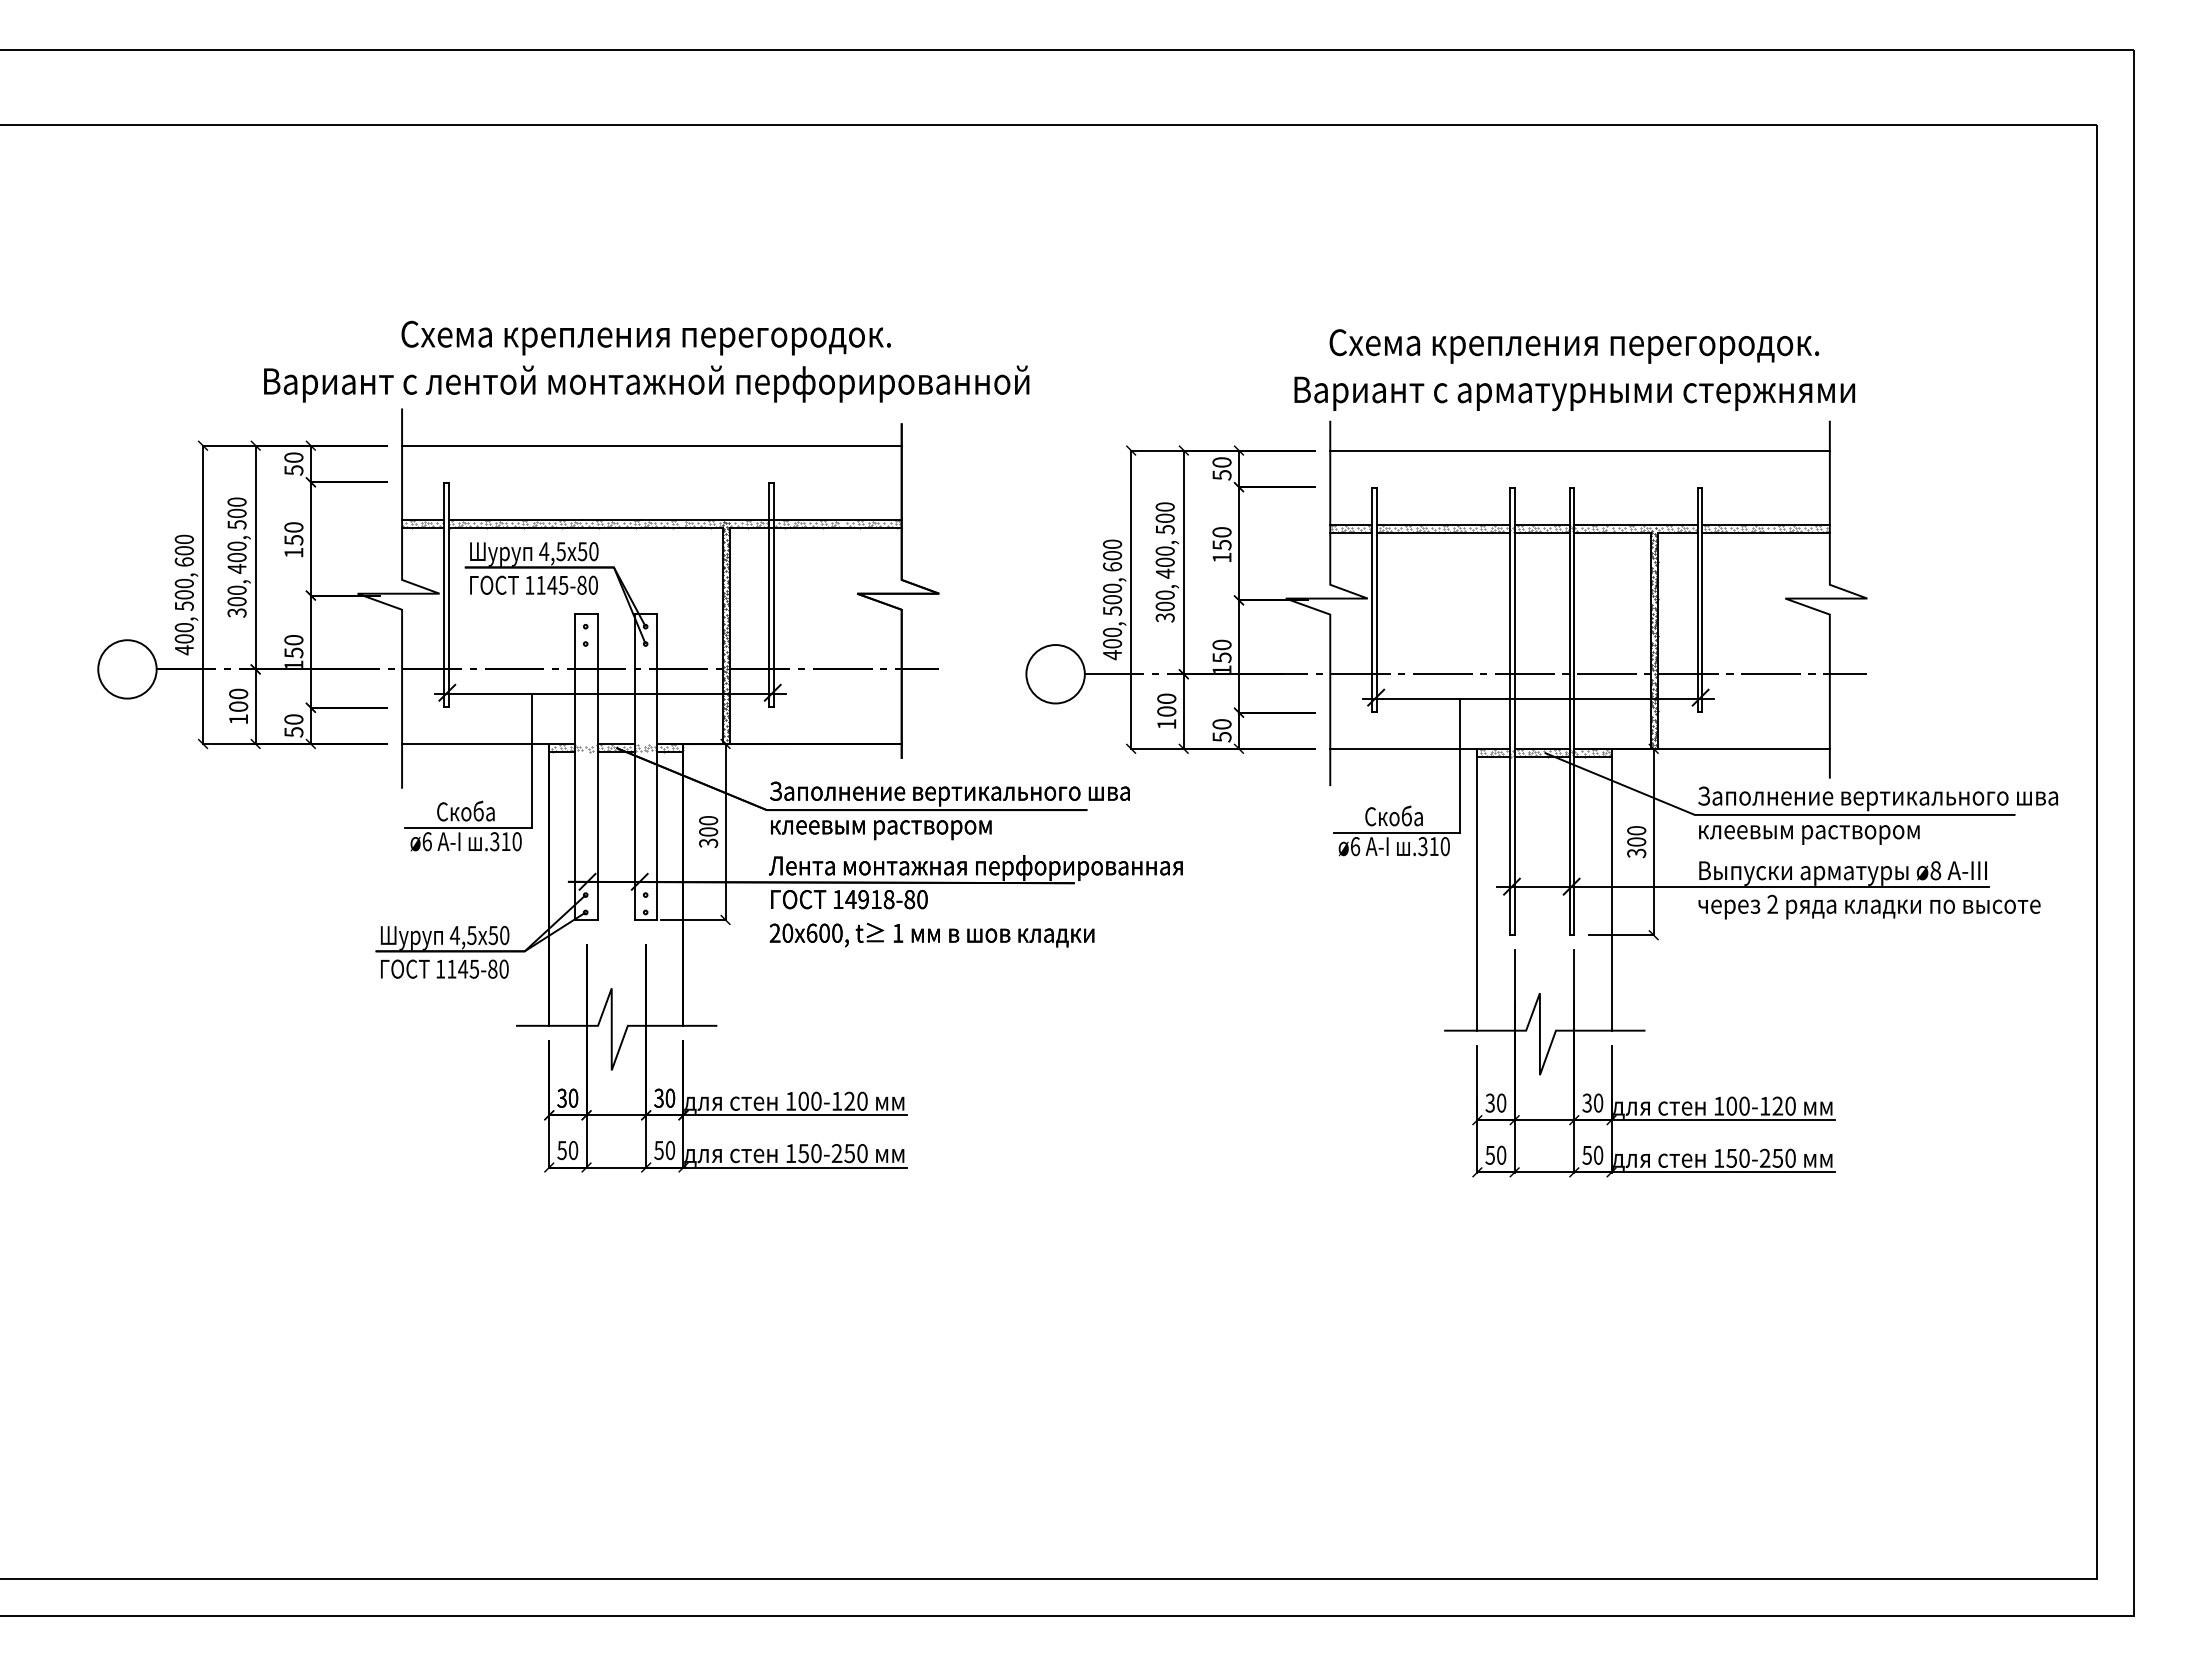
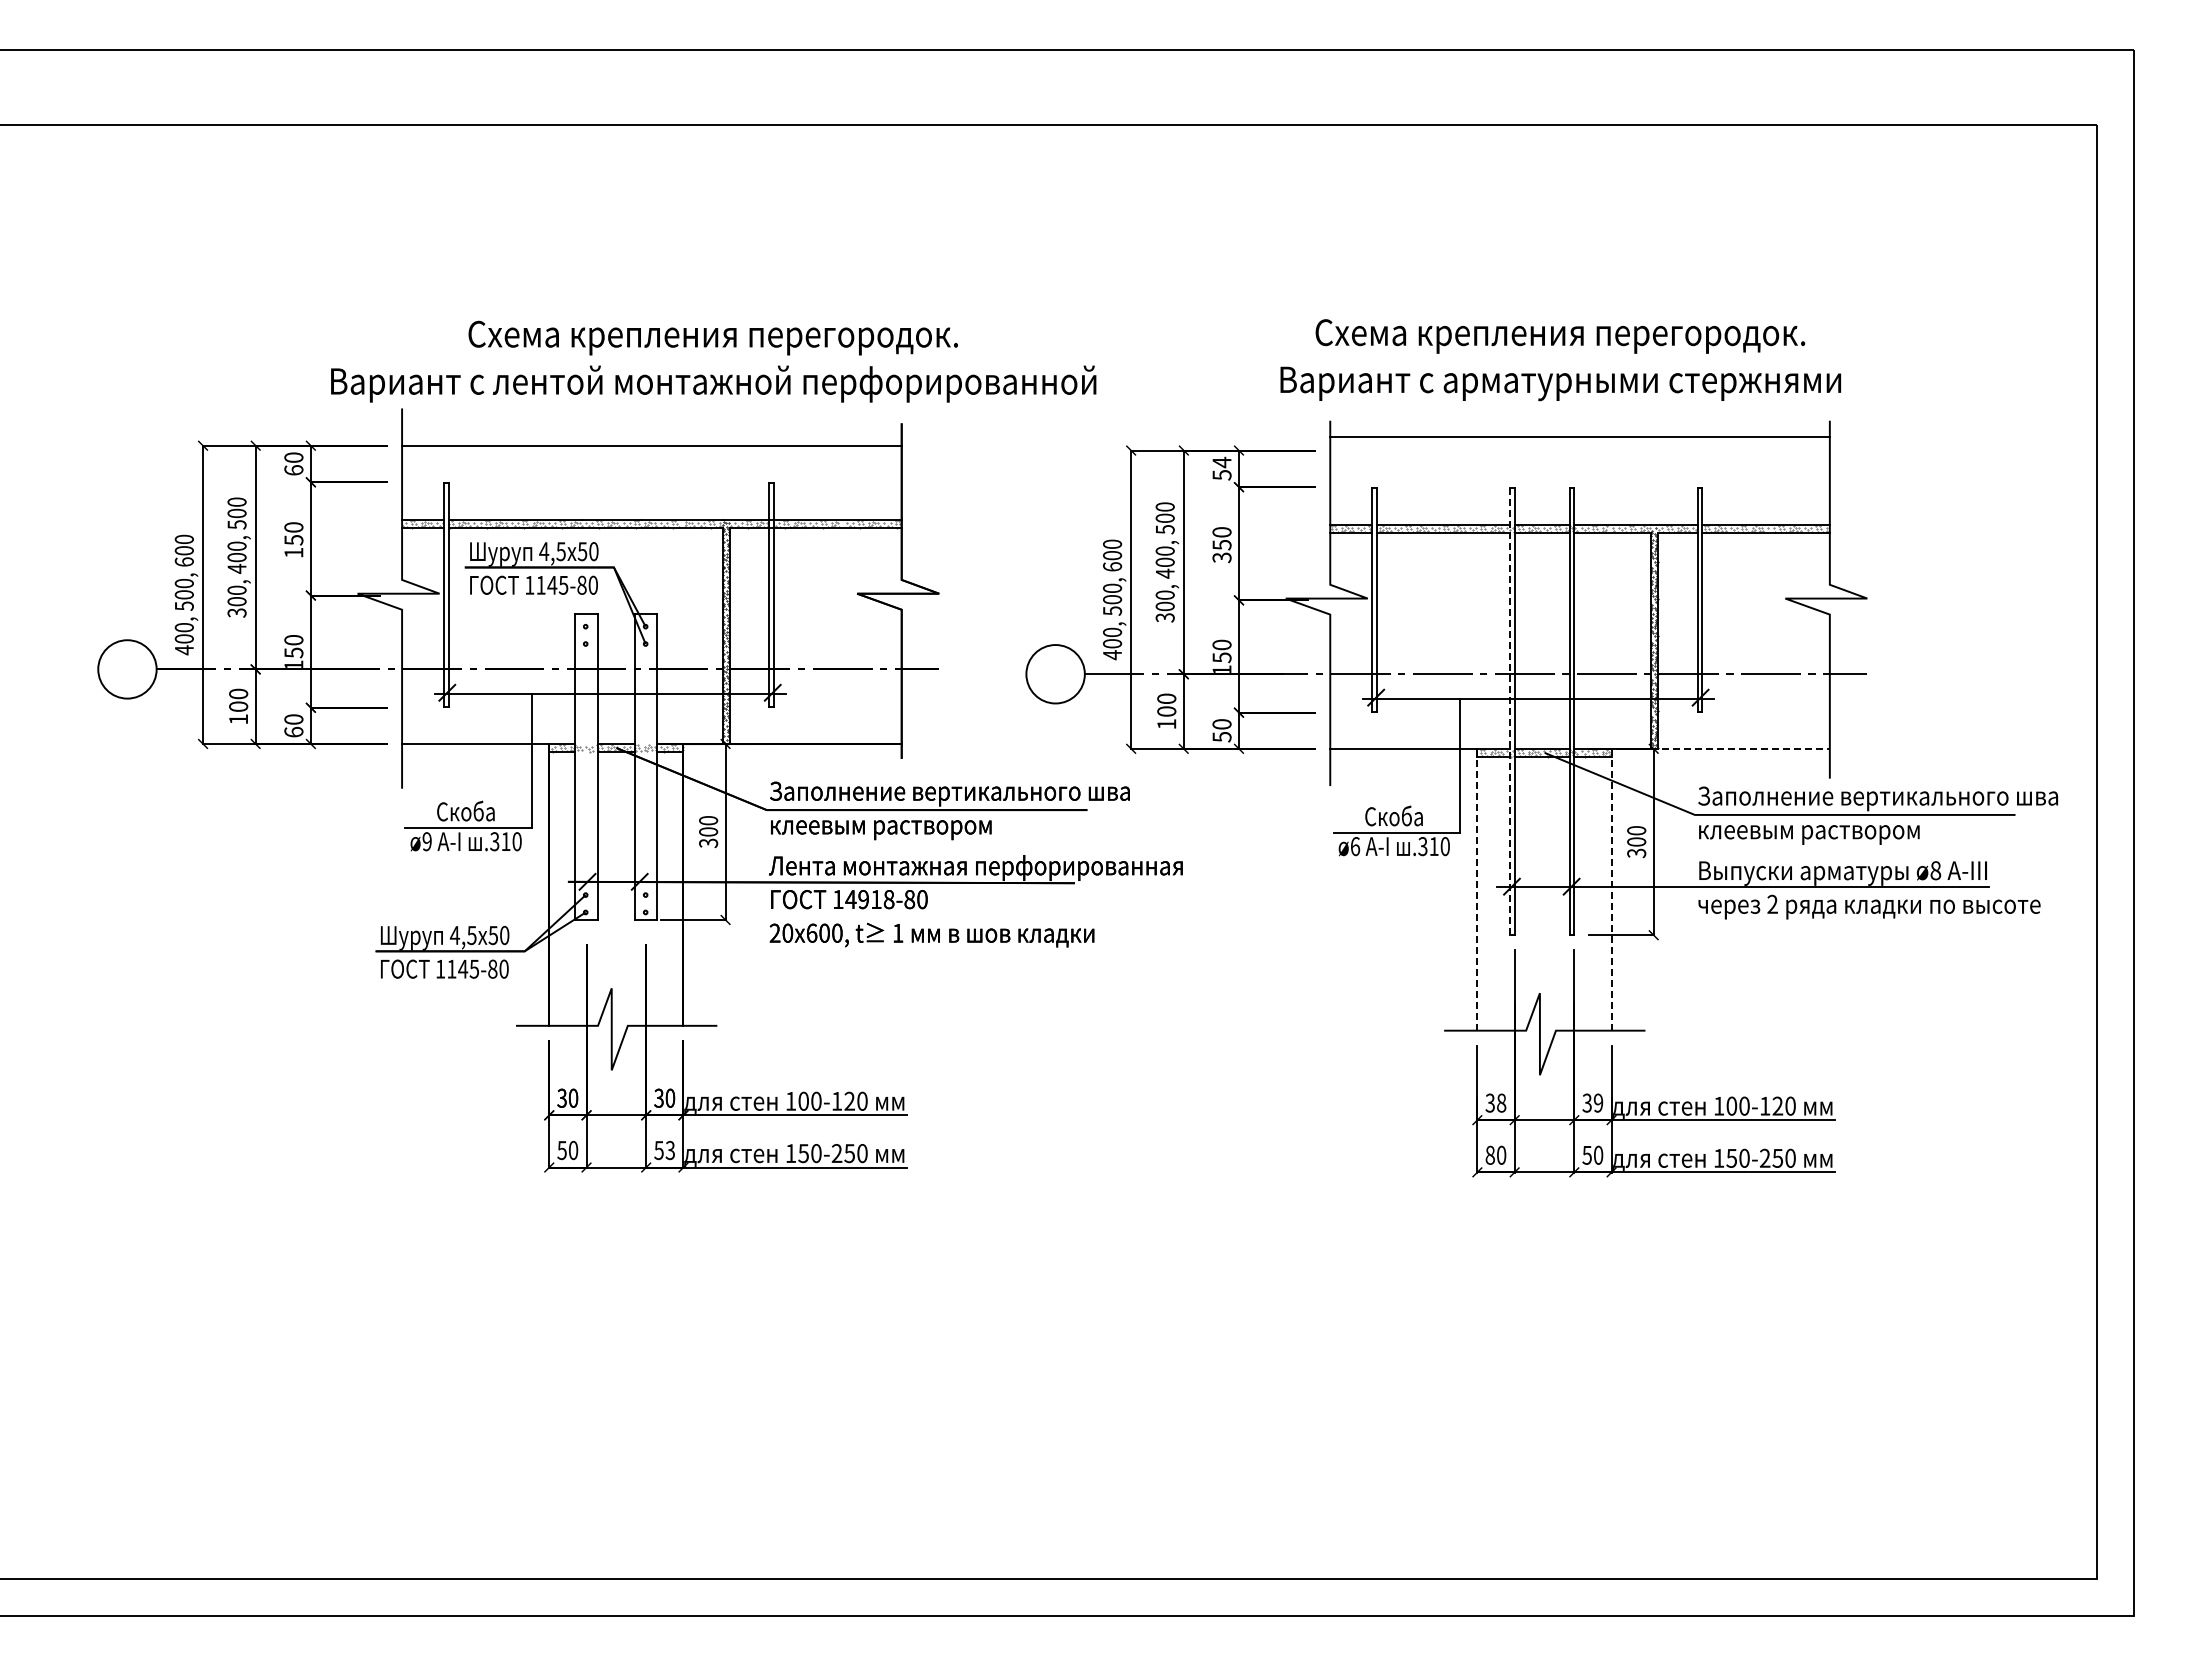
text position: (646, 361) -> (713, 361) (713, 361)
text position: (1574, 370) -> (1560, 360) (1560, 360)
line position: (1579, 450) -> (1579, 436) (1579, 436)
text: 50 -> 54 (1221, 462)
text: 50 -> 60 (293, 470)
text: 150 -> 350 (1221, 557)
line: solid -> dashed (1510, 711)
text: 50 -> 60 (293, 731)
line: solid -> dashed (1740, 748)
text: ø6 -> ø9 (426, 841)
line: solid -> dashed (1477, 889)
line: solid -> dashed (1611, 889)
text: 30 -> 39 (1598, 1102)
text: 30 -> 38 (1501, 1103)
text: 50 -> 53 (670, 1150)
text: 50 -> 80 (1489, 1154)
